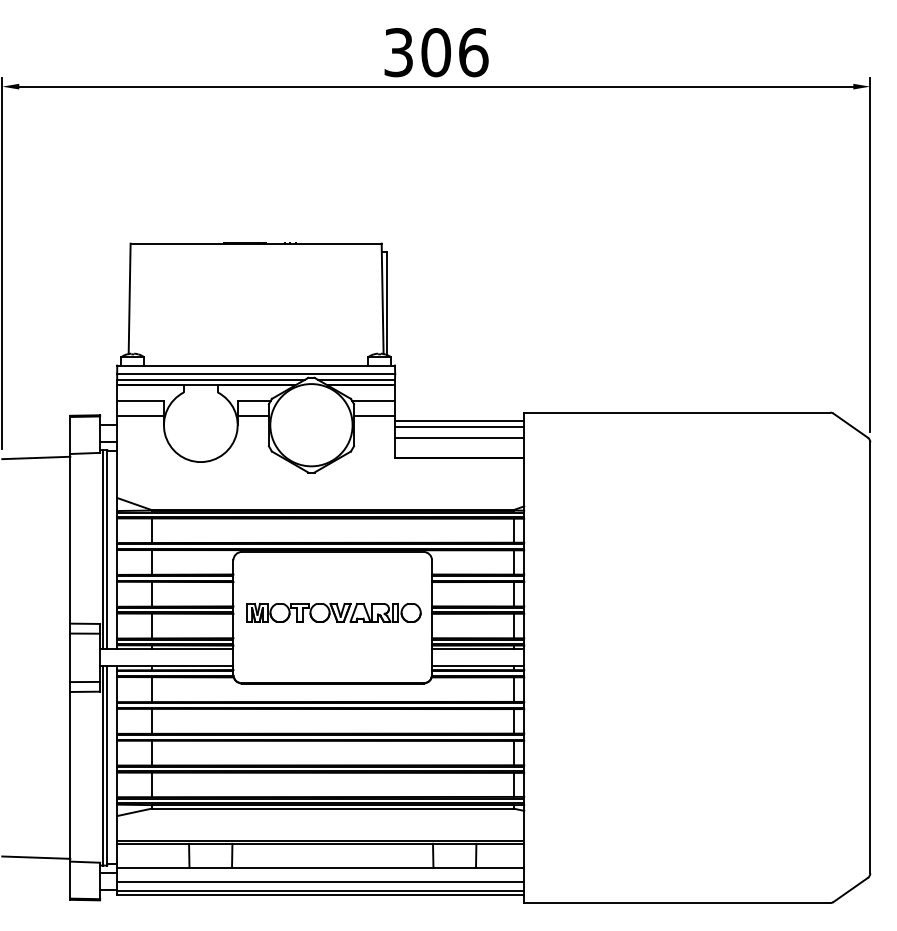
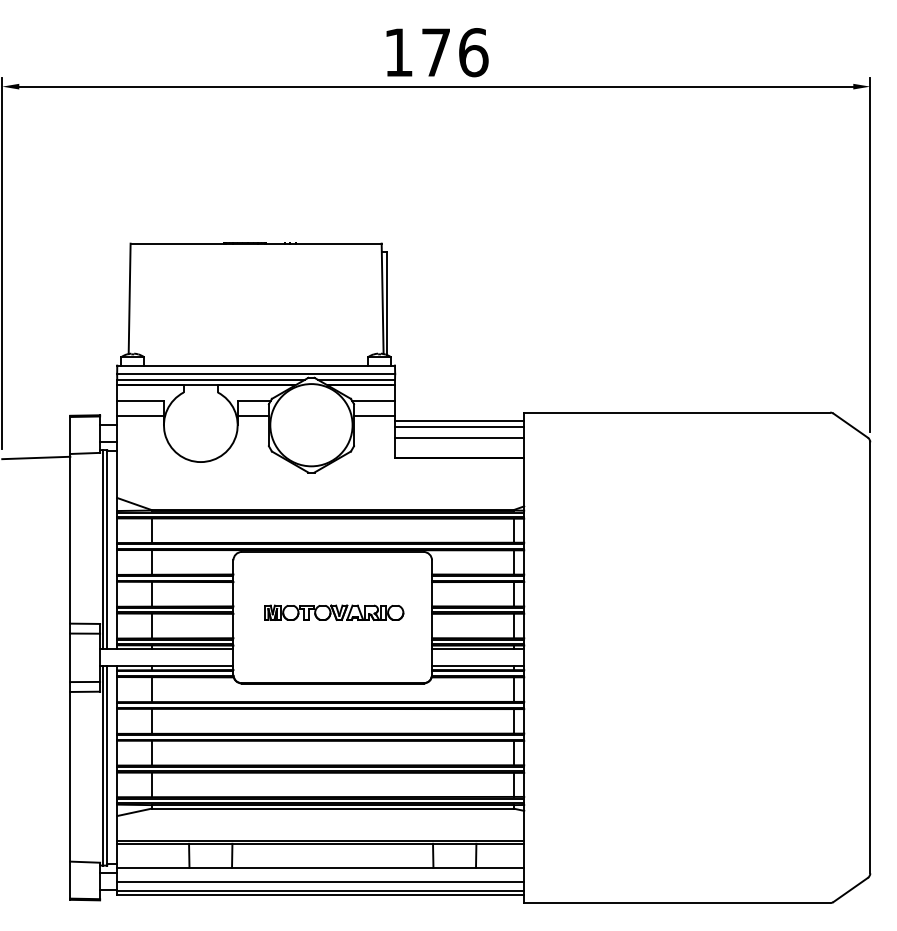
text: 306 -> 176 (417, 52)
part size: 176x21 px -> 141x18 px (334, 612)
line: present -> none (36, 857)
